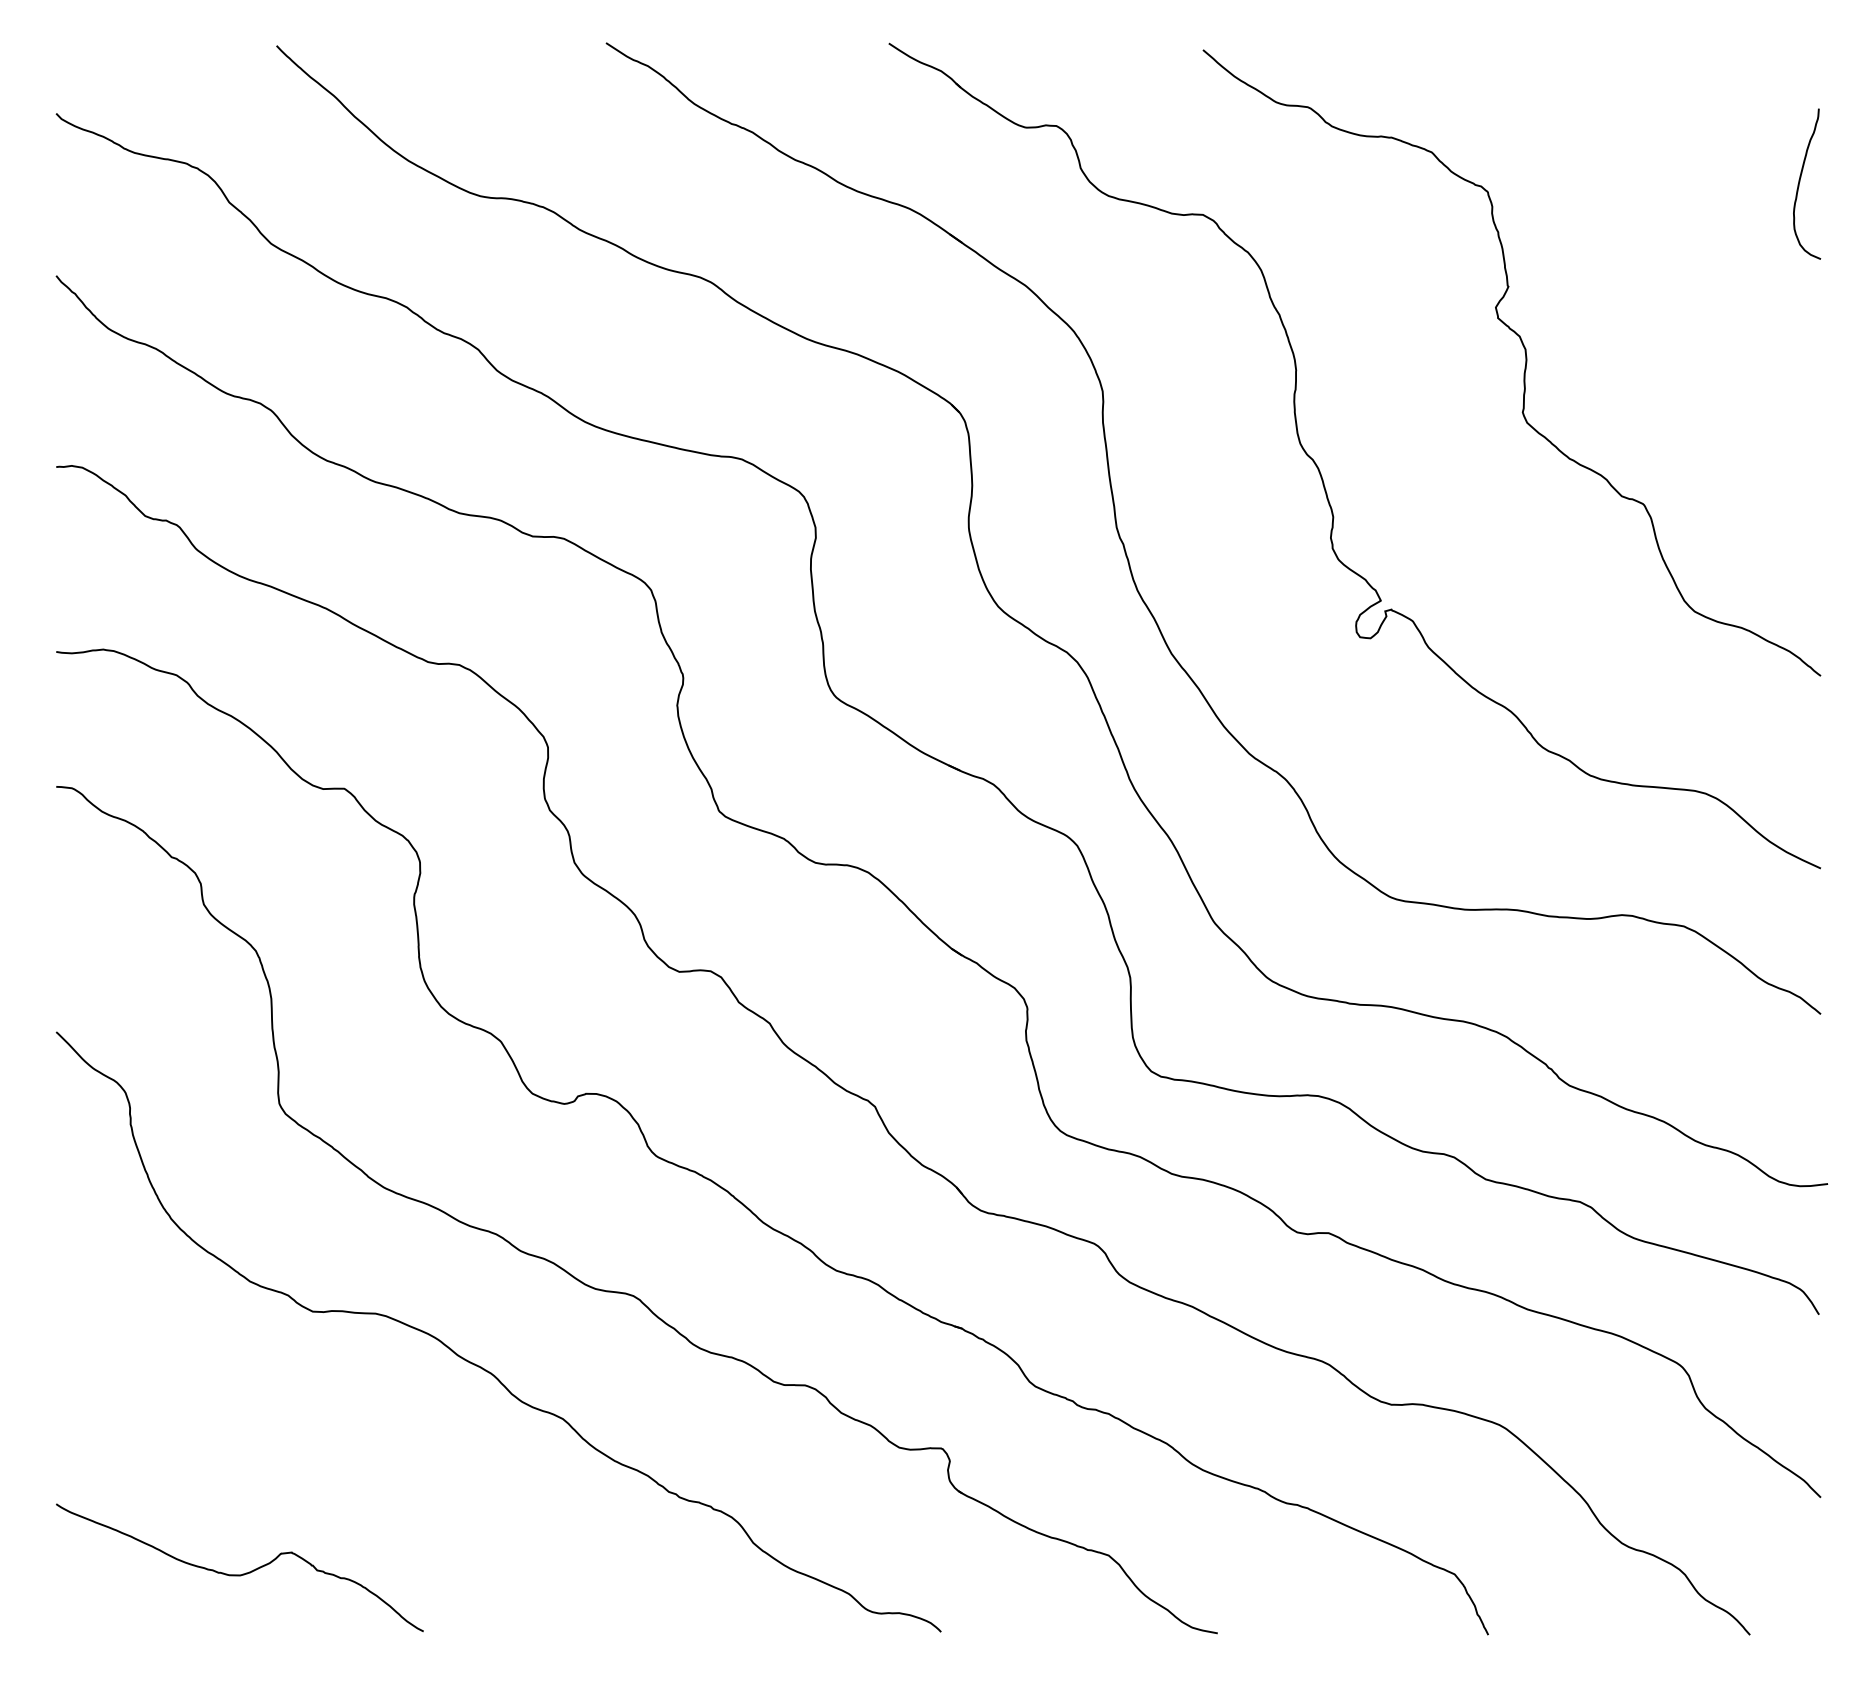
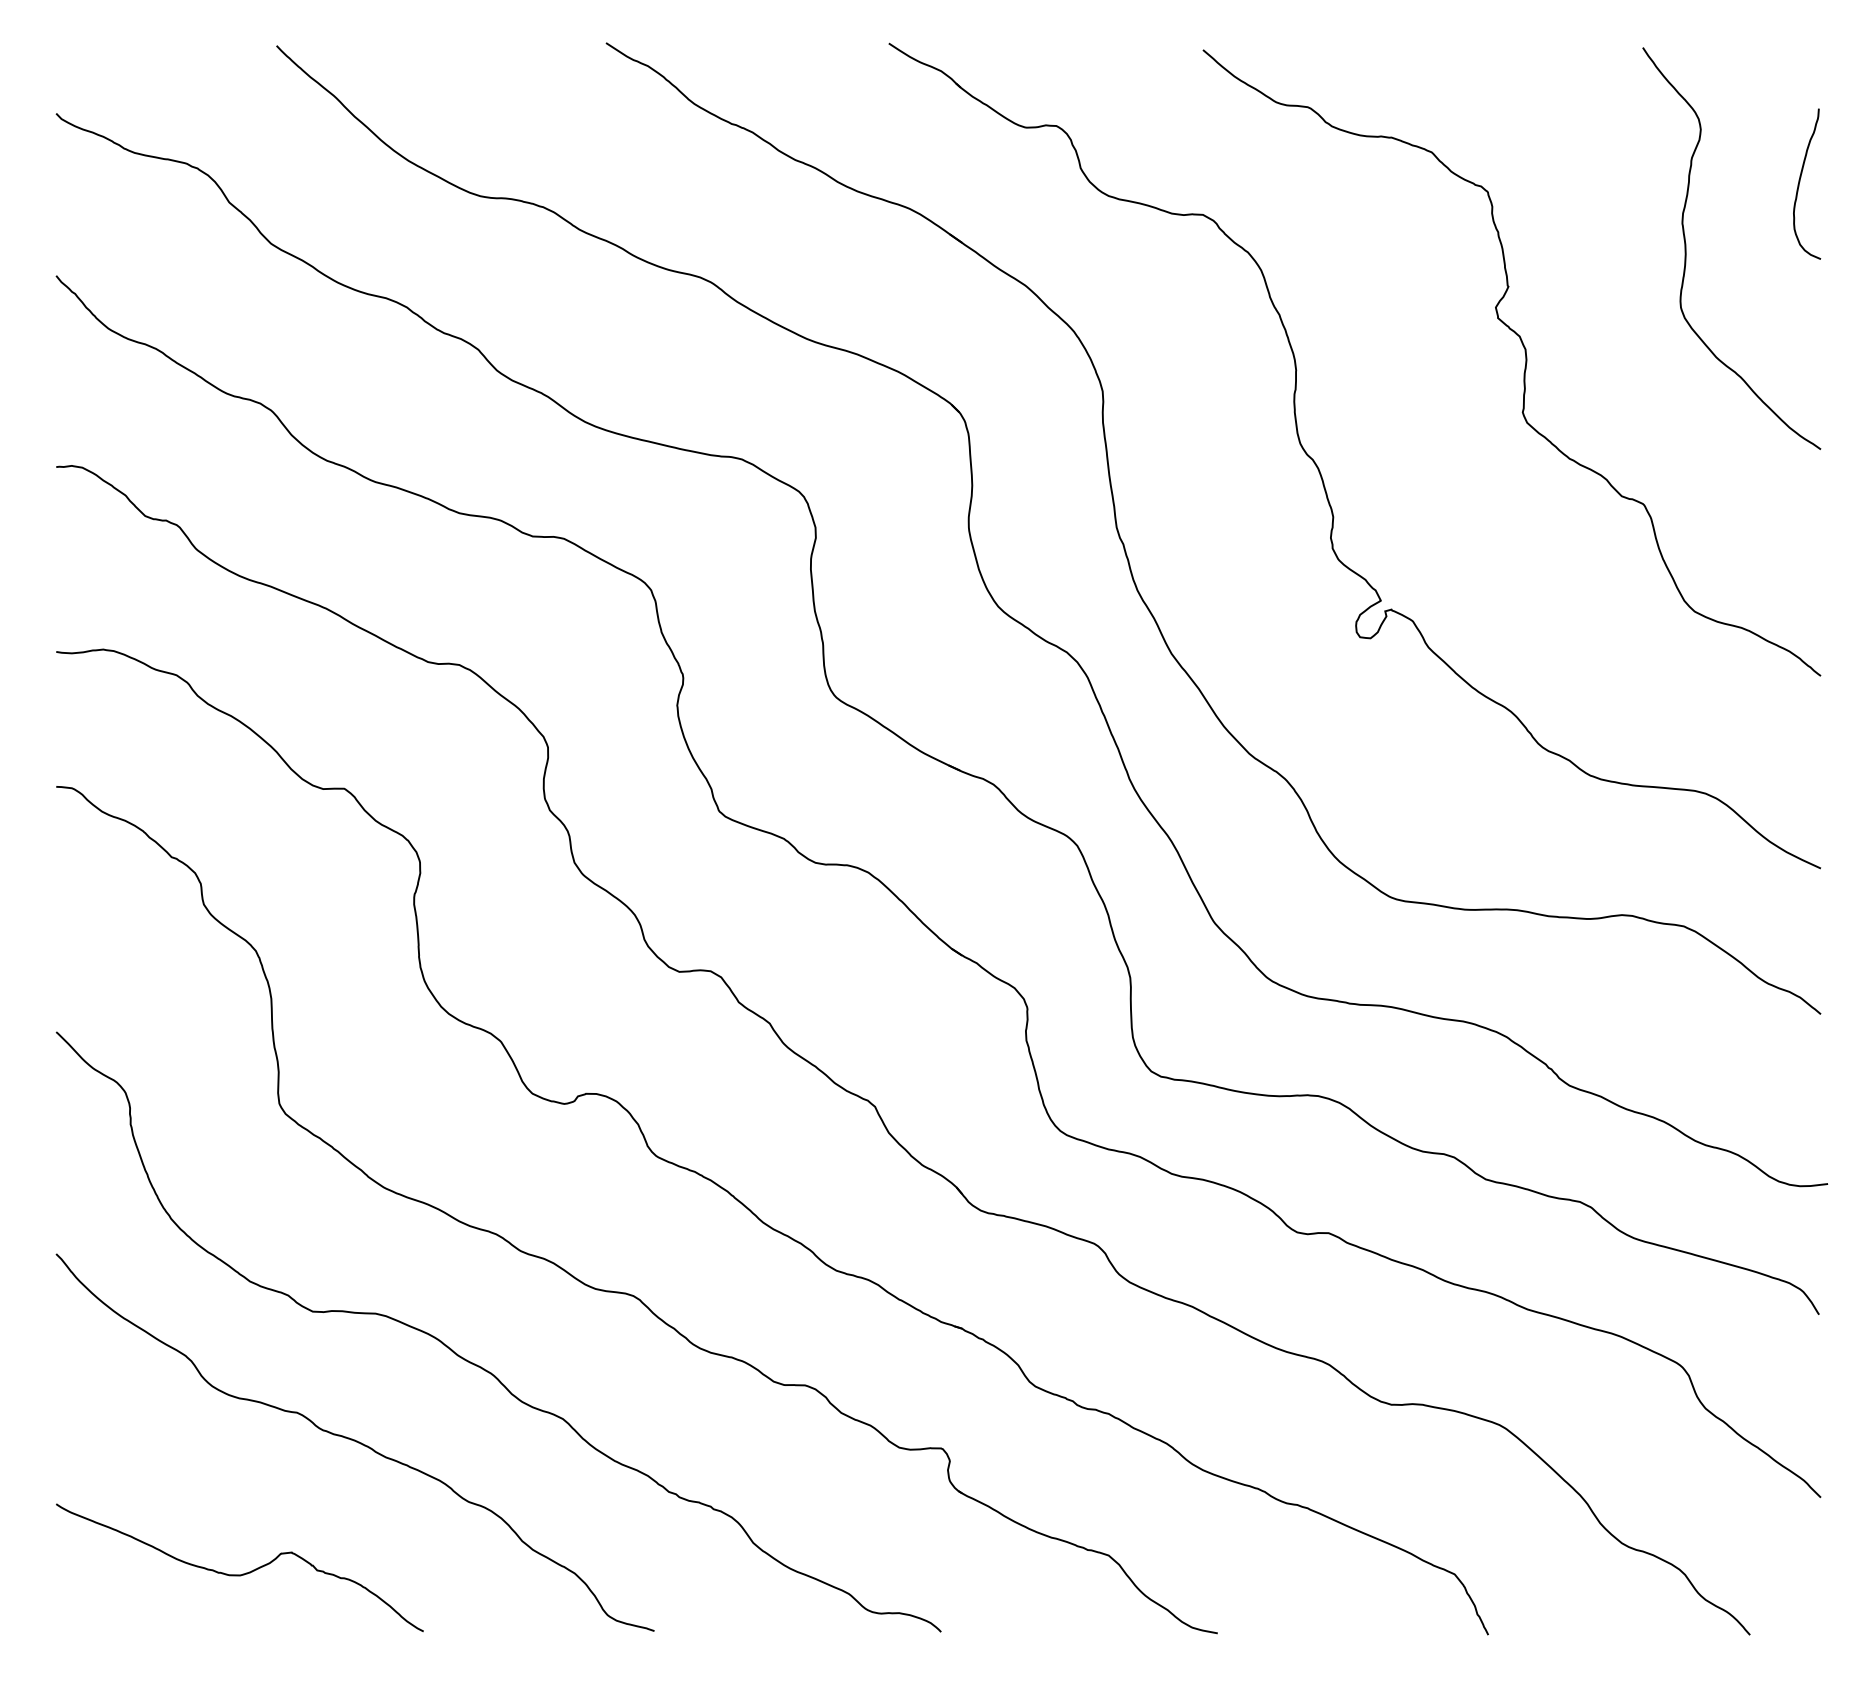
curve: none -> present (1686, 248)
curve: none -> present (354, 1441)
